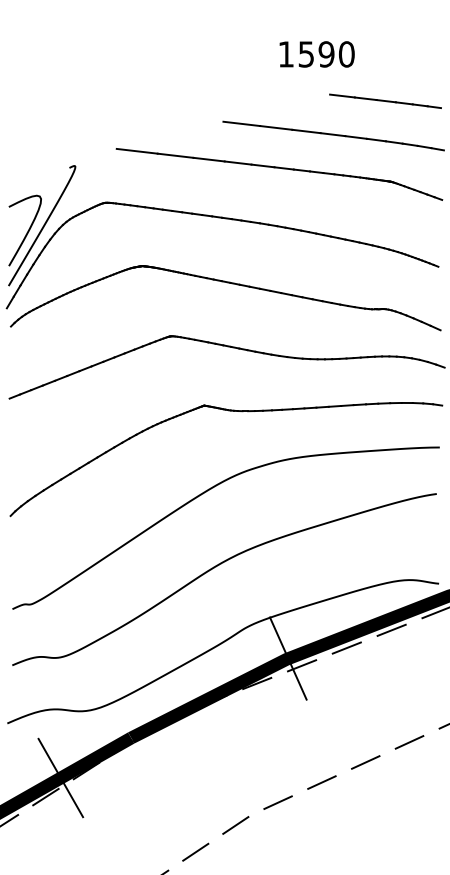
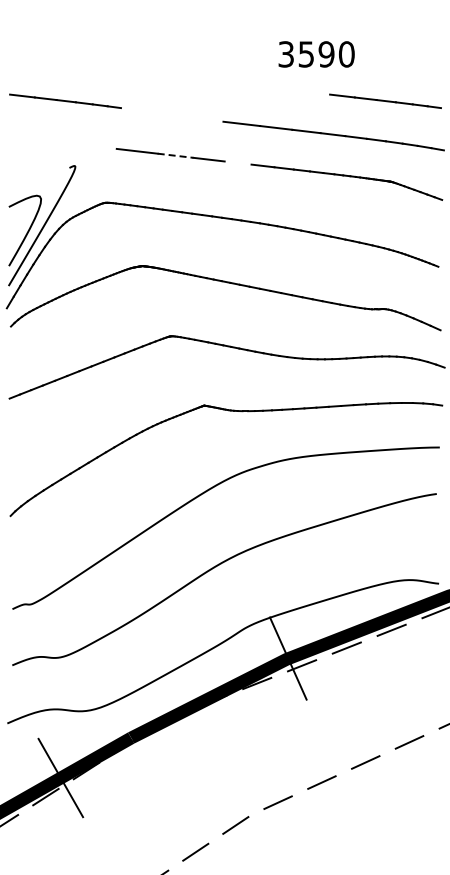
text: 1590 -> 3590 (285, 54)
line: none -> present (65, 100)
line: solid -> dashed (176, 155)
line: present -> none (237, 162)
